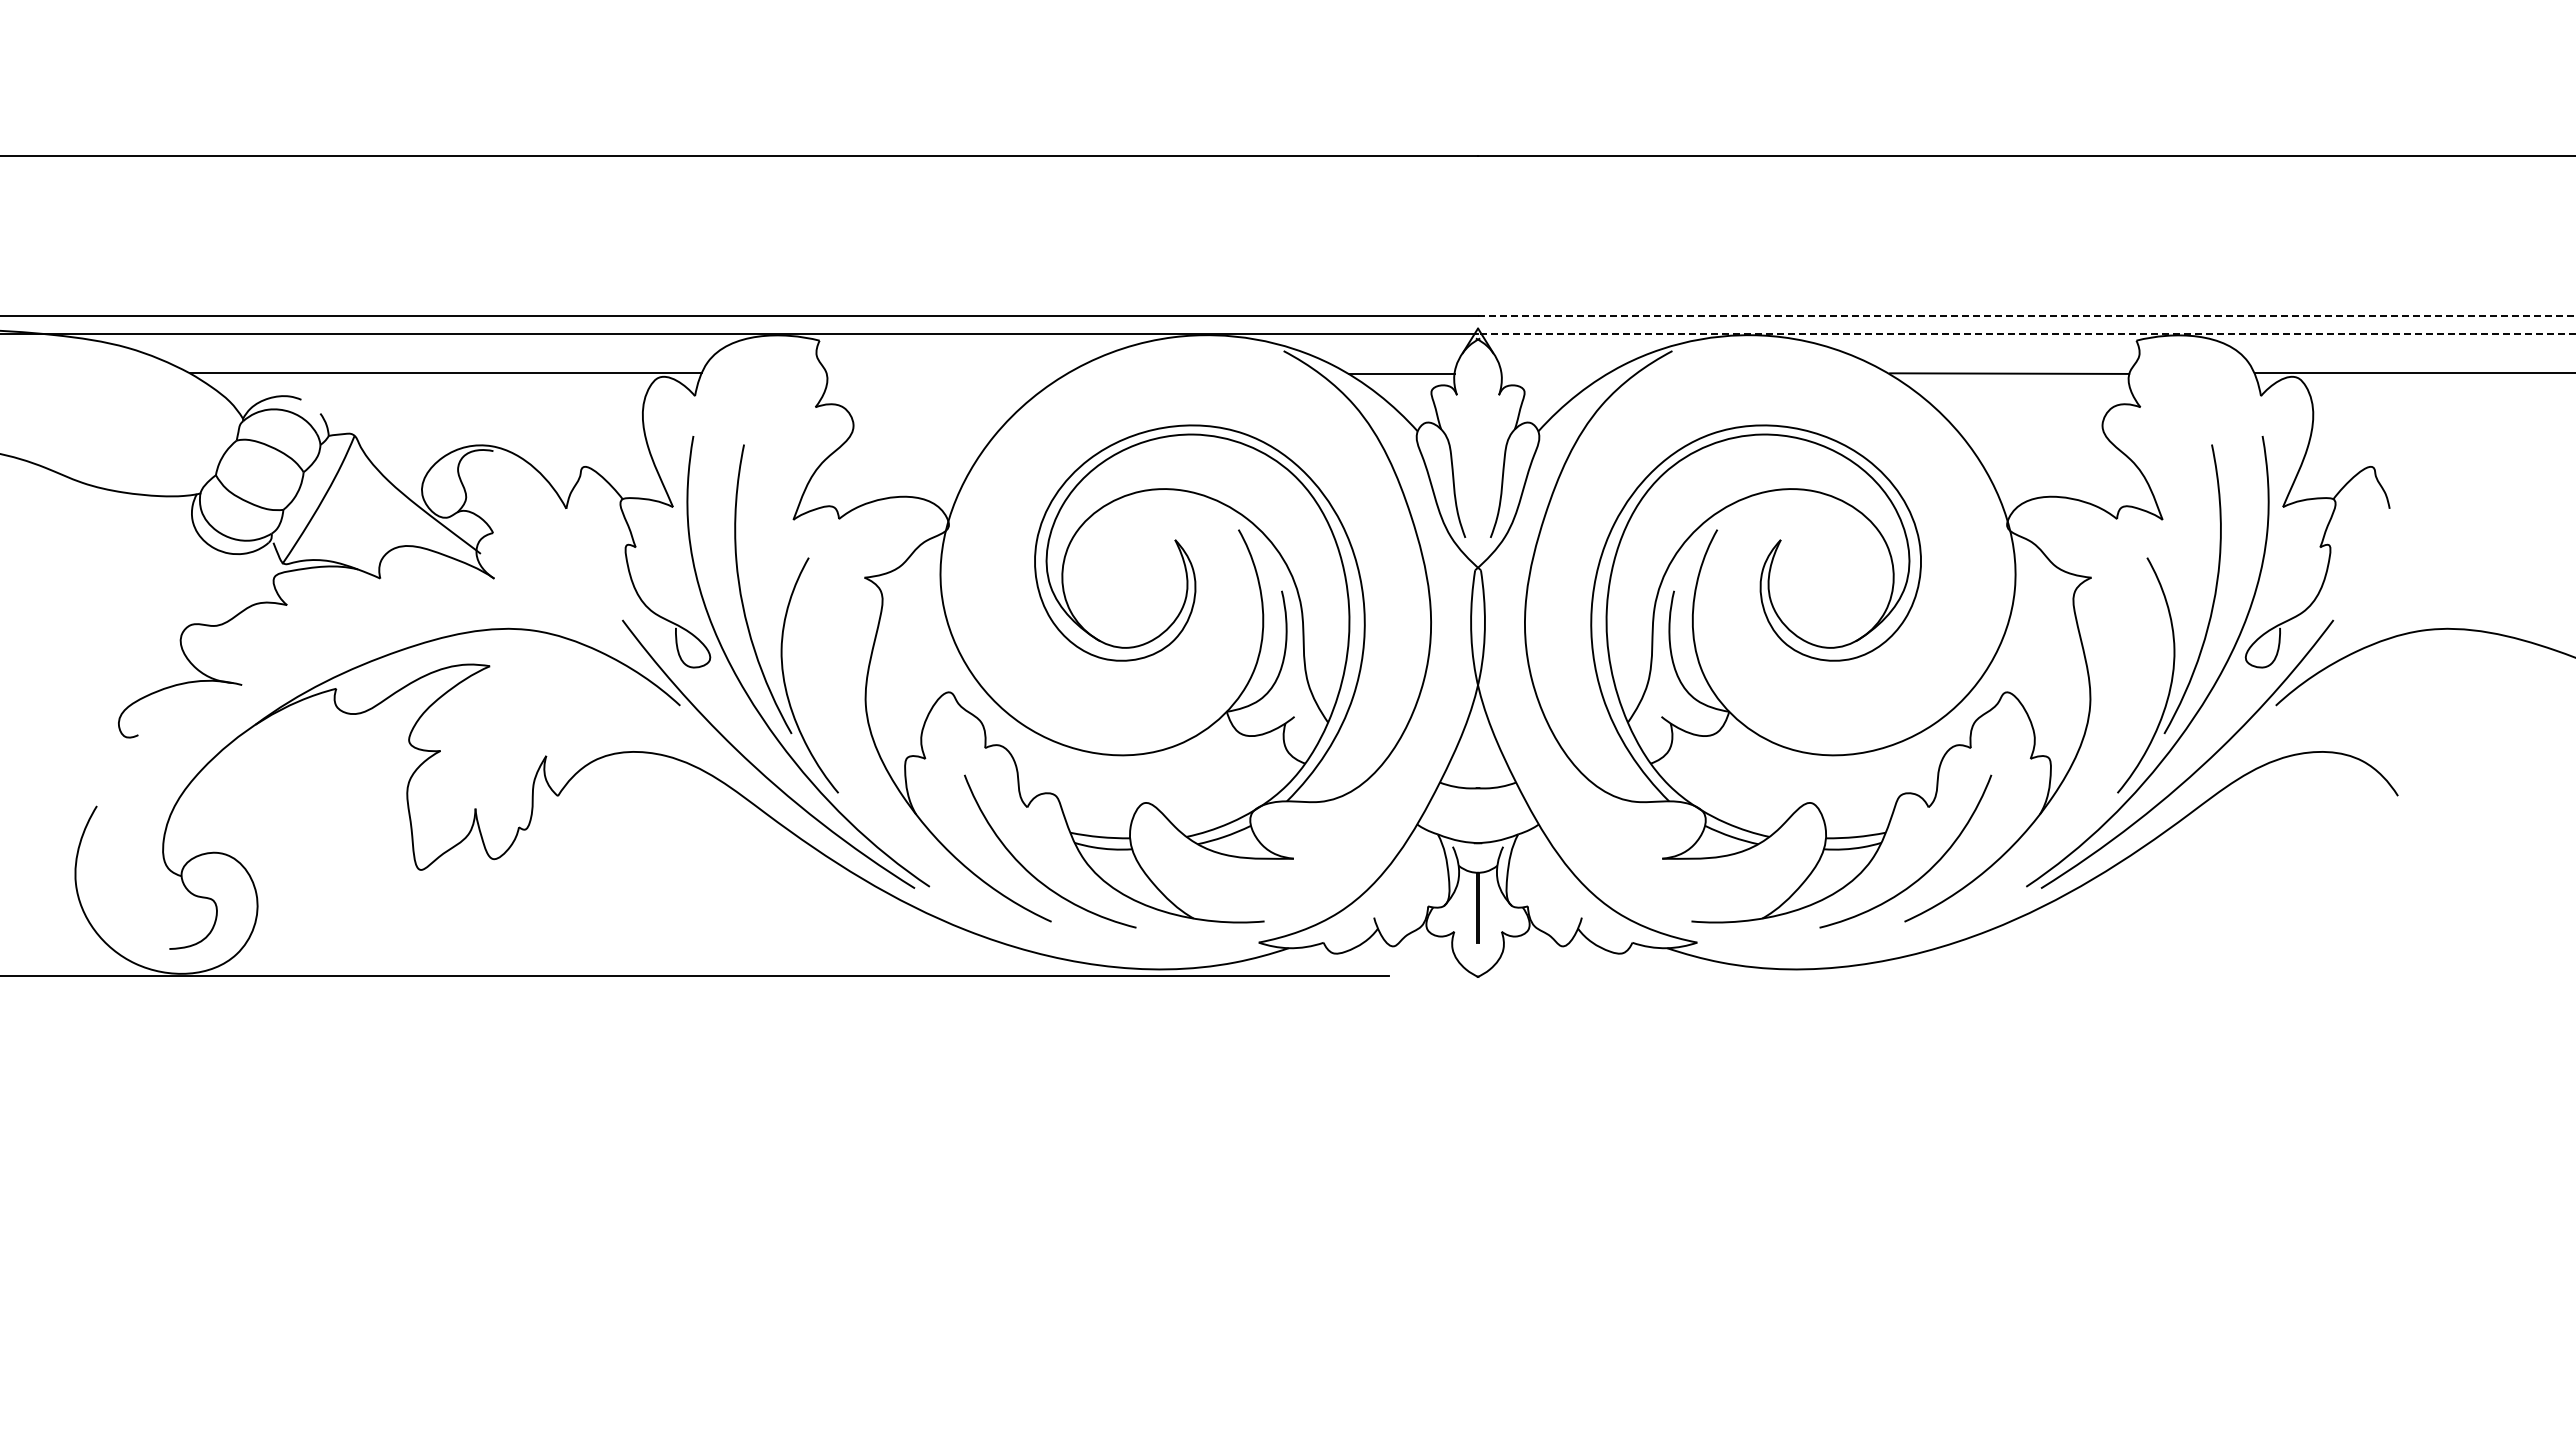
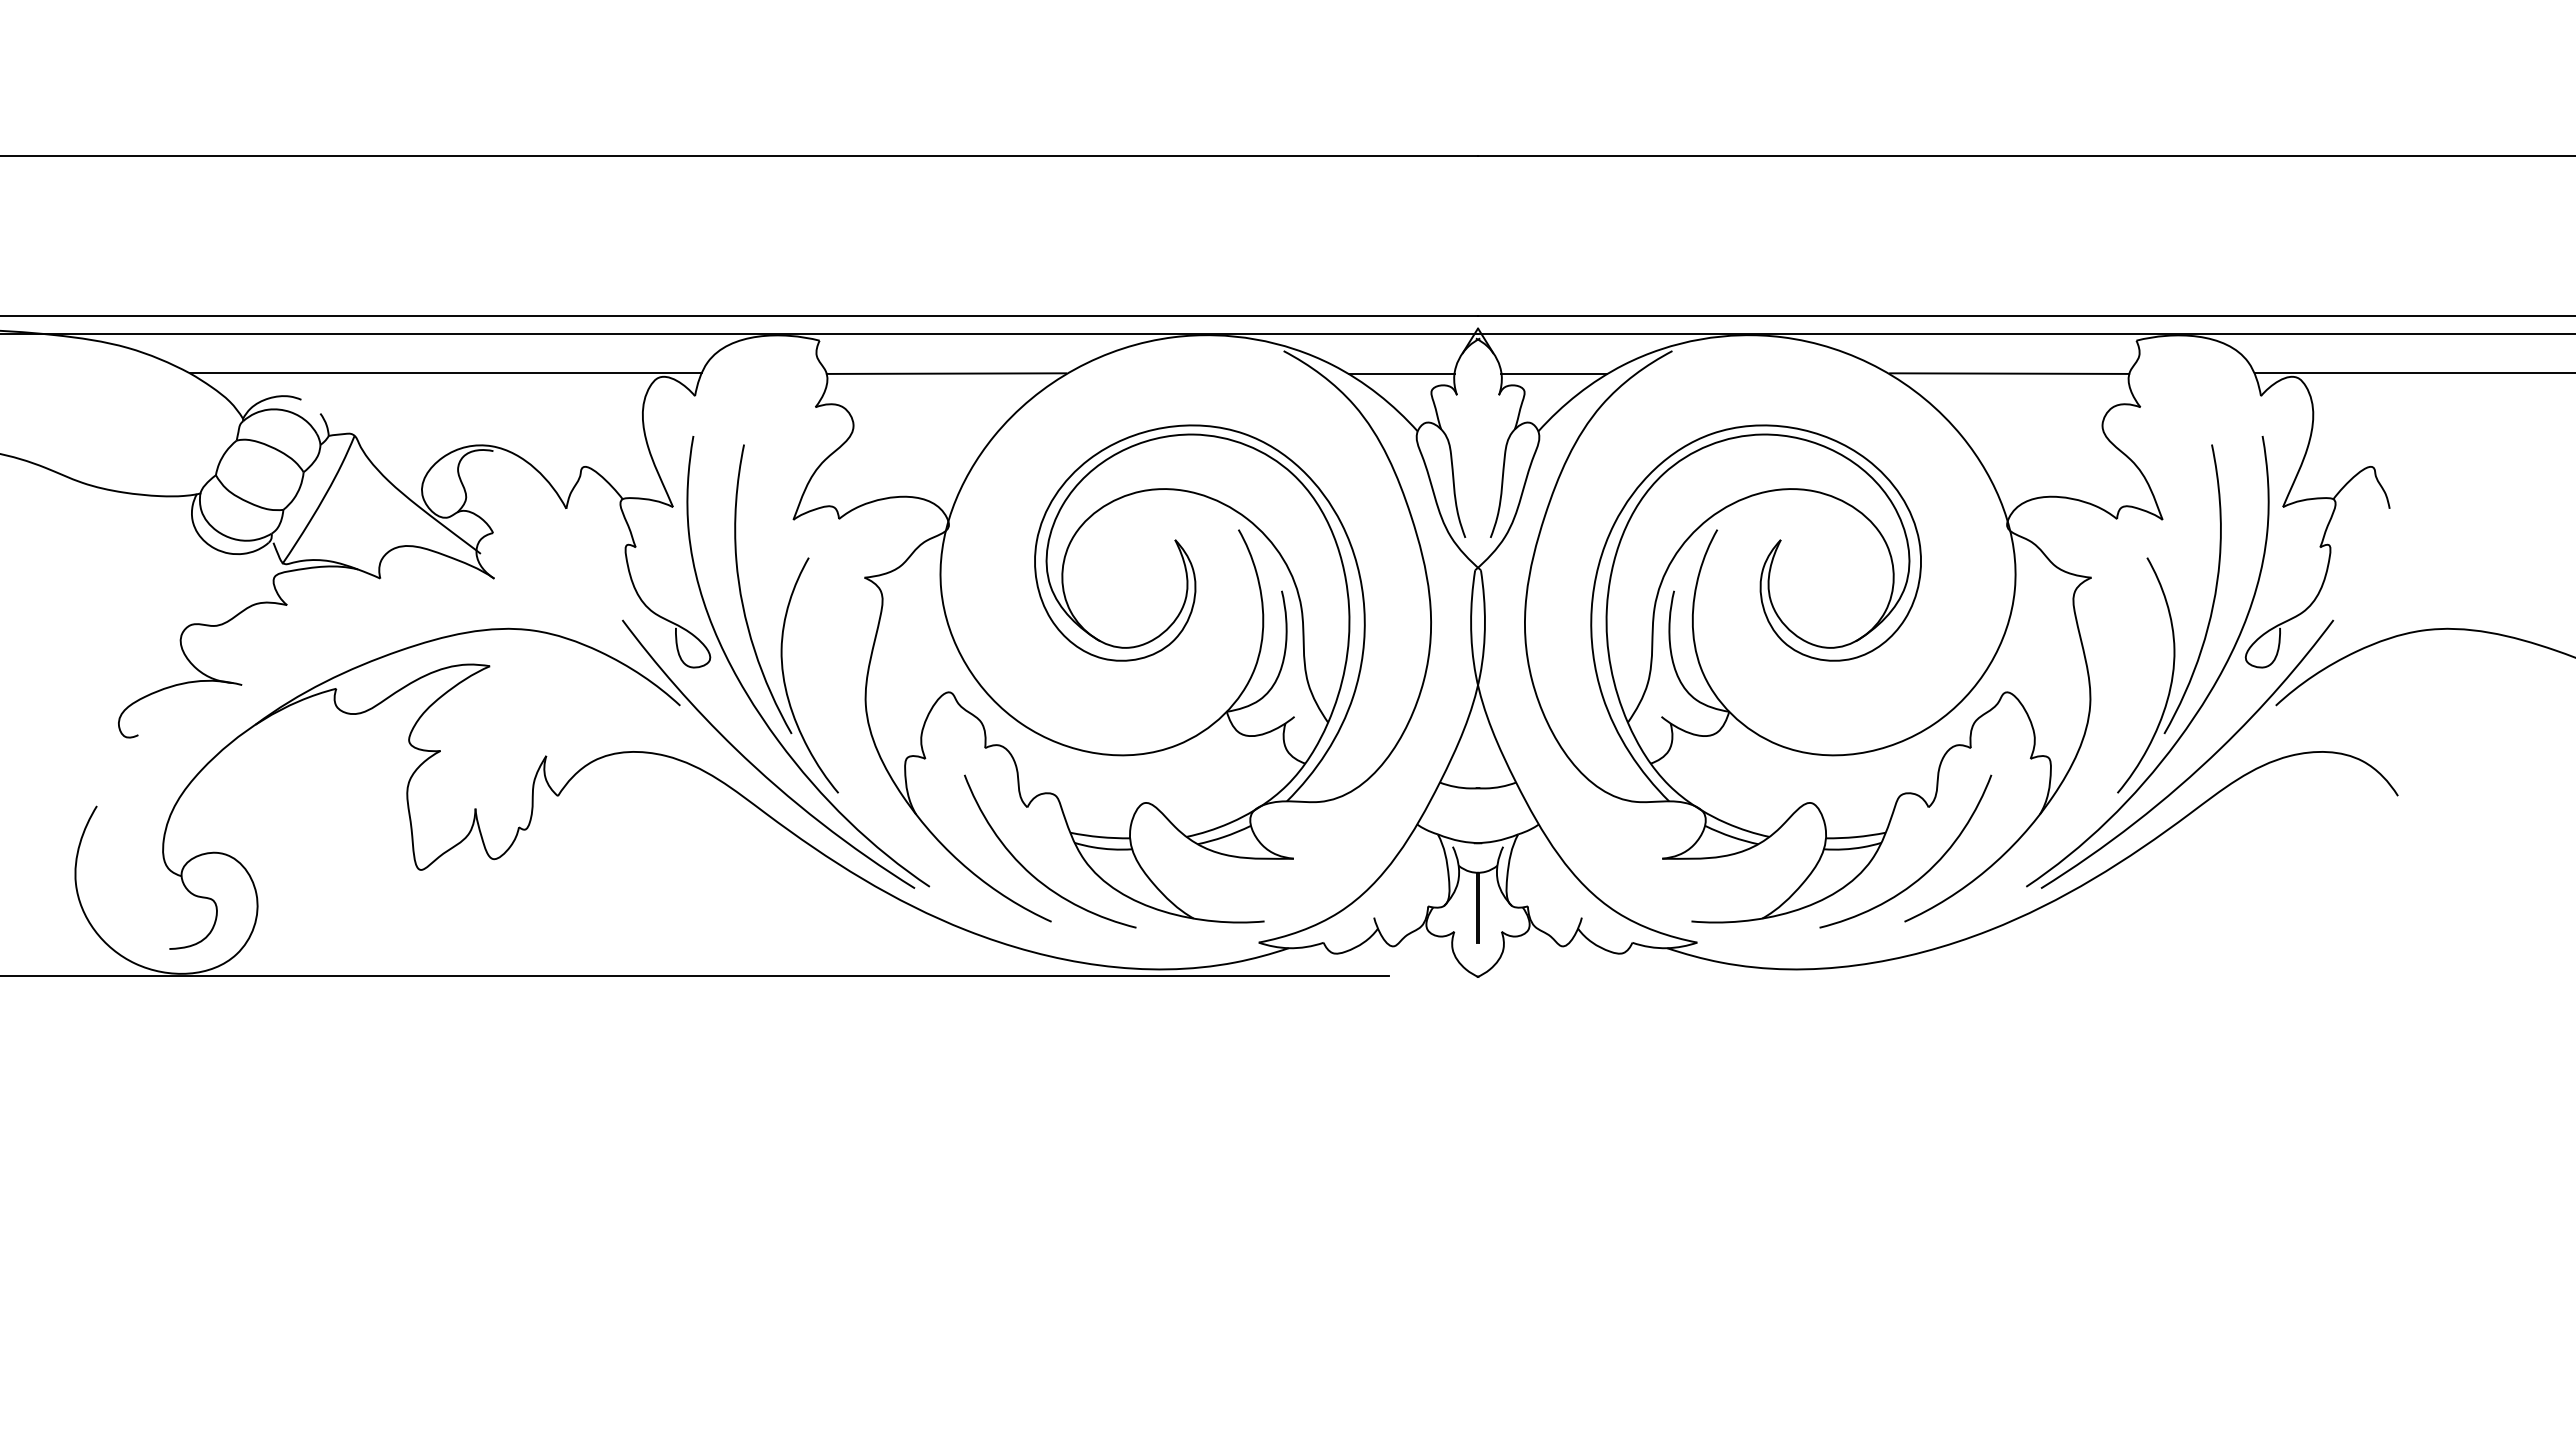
line: dashed -> solid (2027, 315)
line: dashed -> solid (2026, 333)
line: none -> present (946, 373)
line: none -> present (1553, 373)
